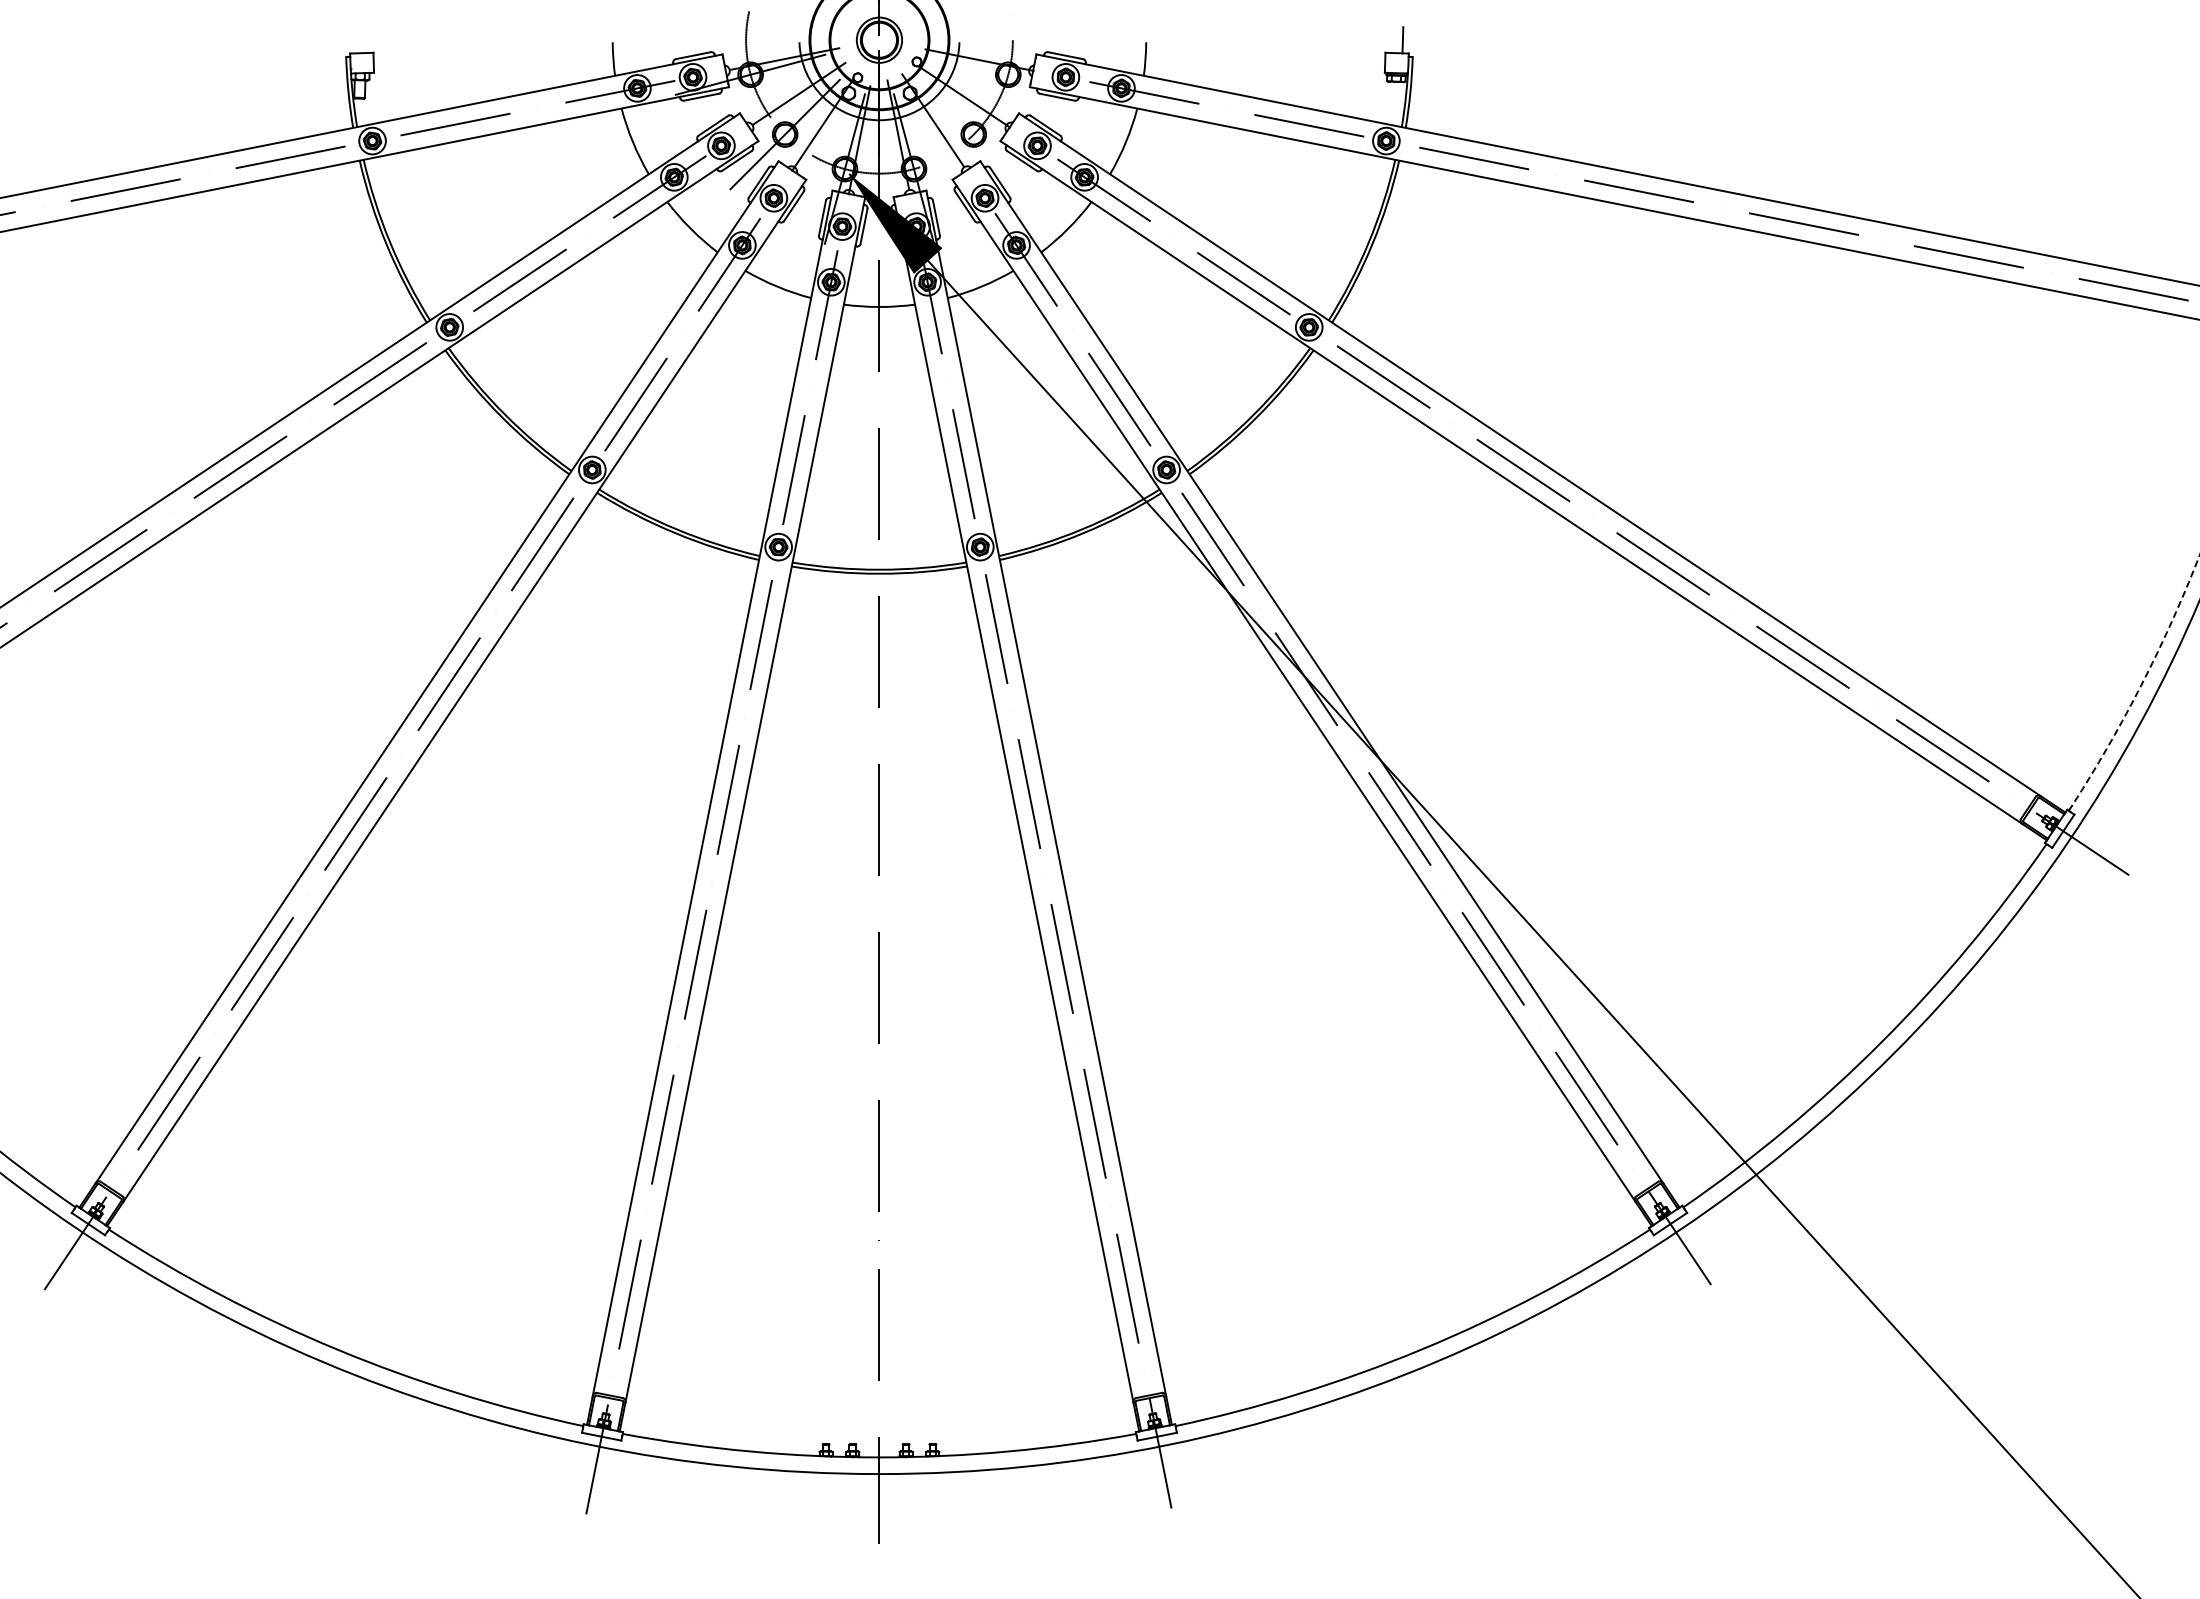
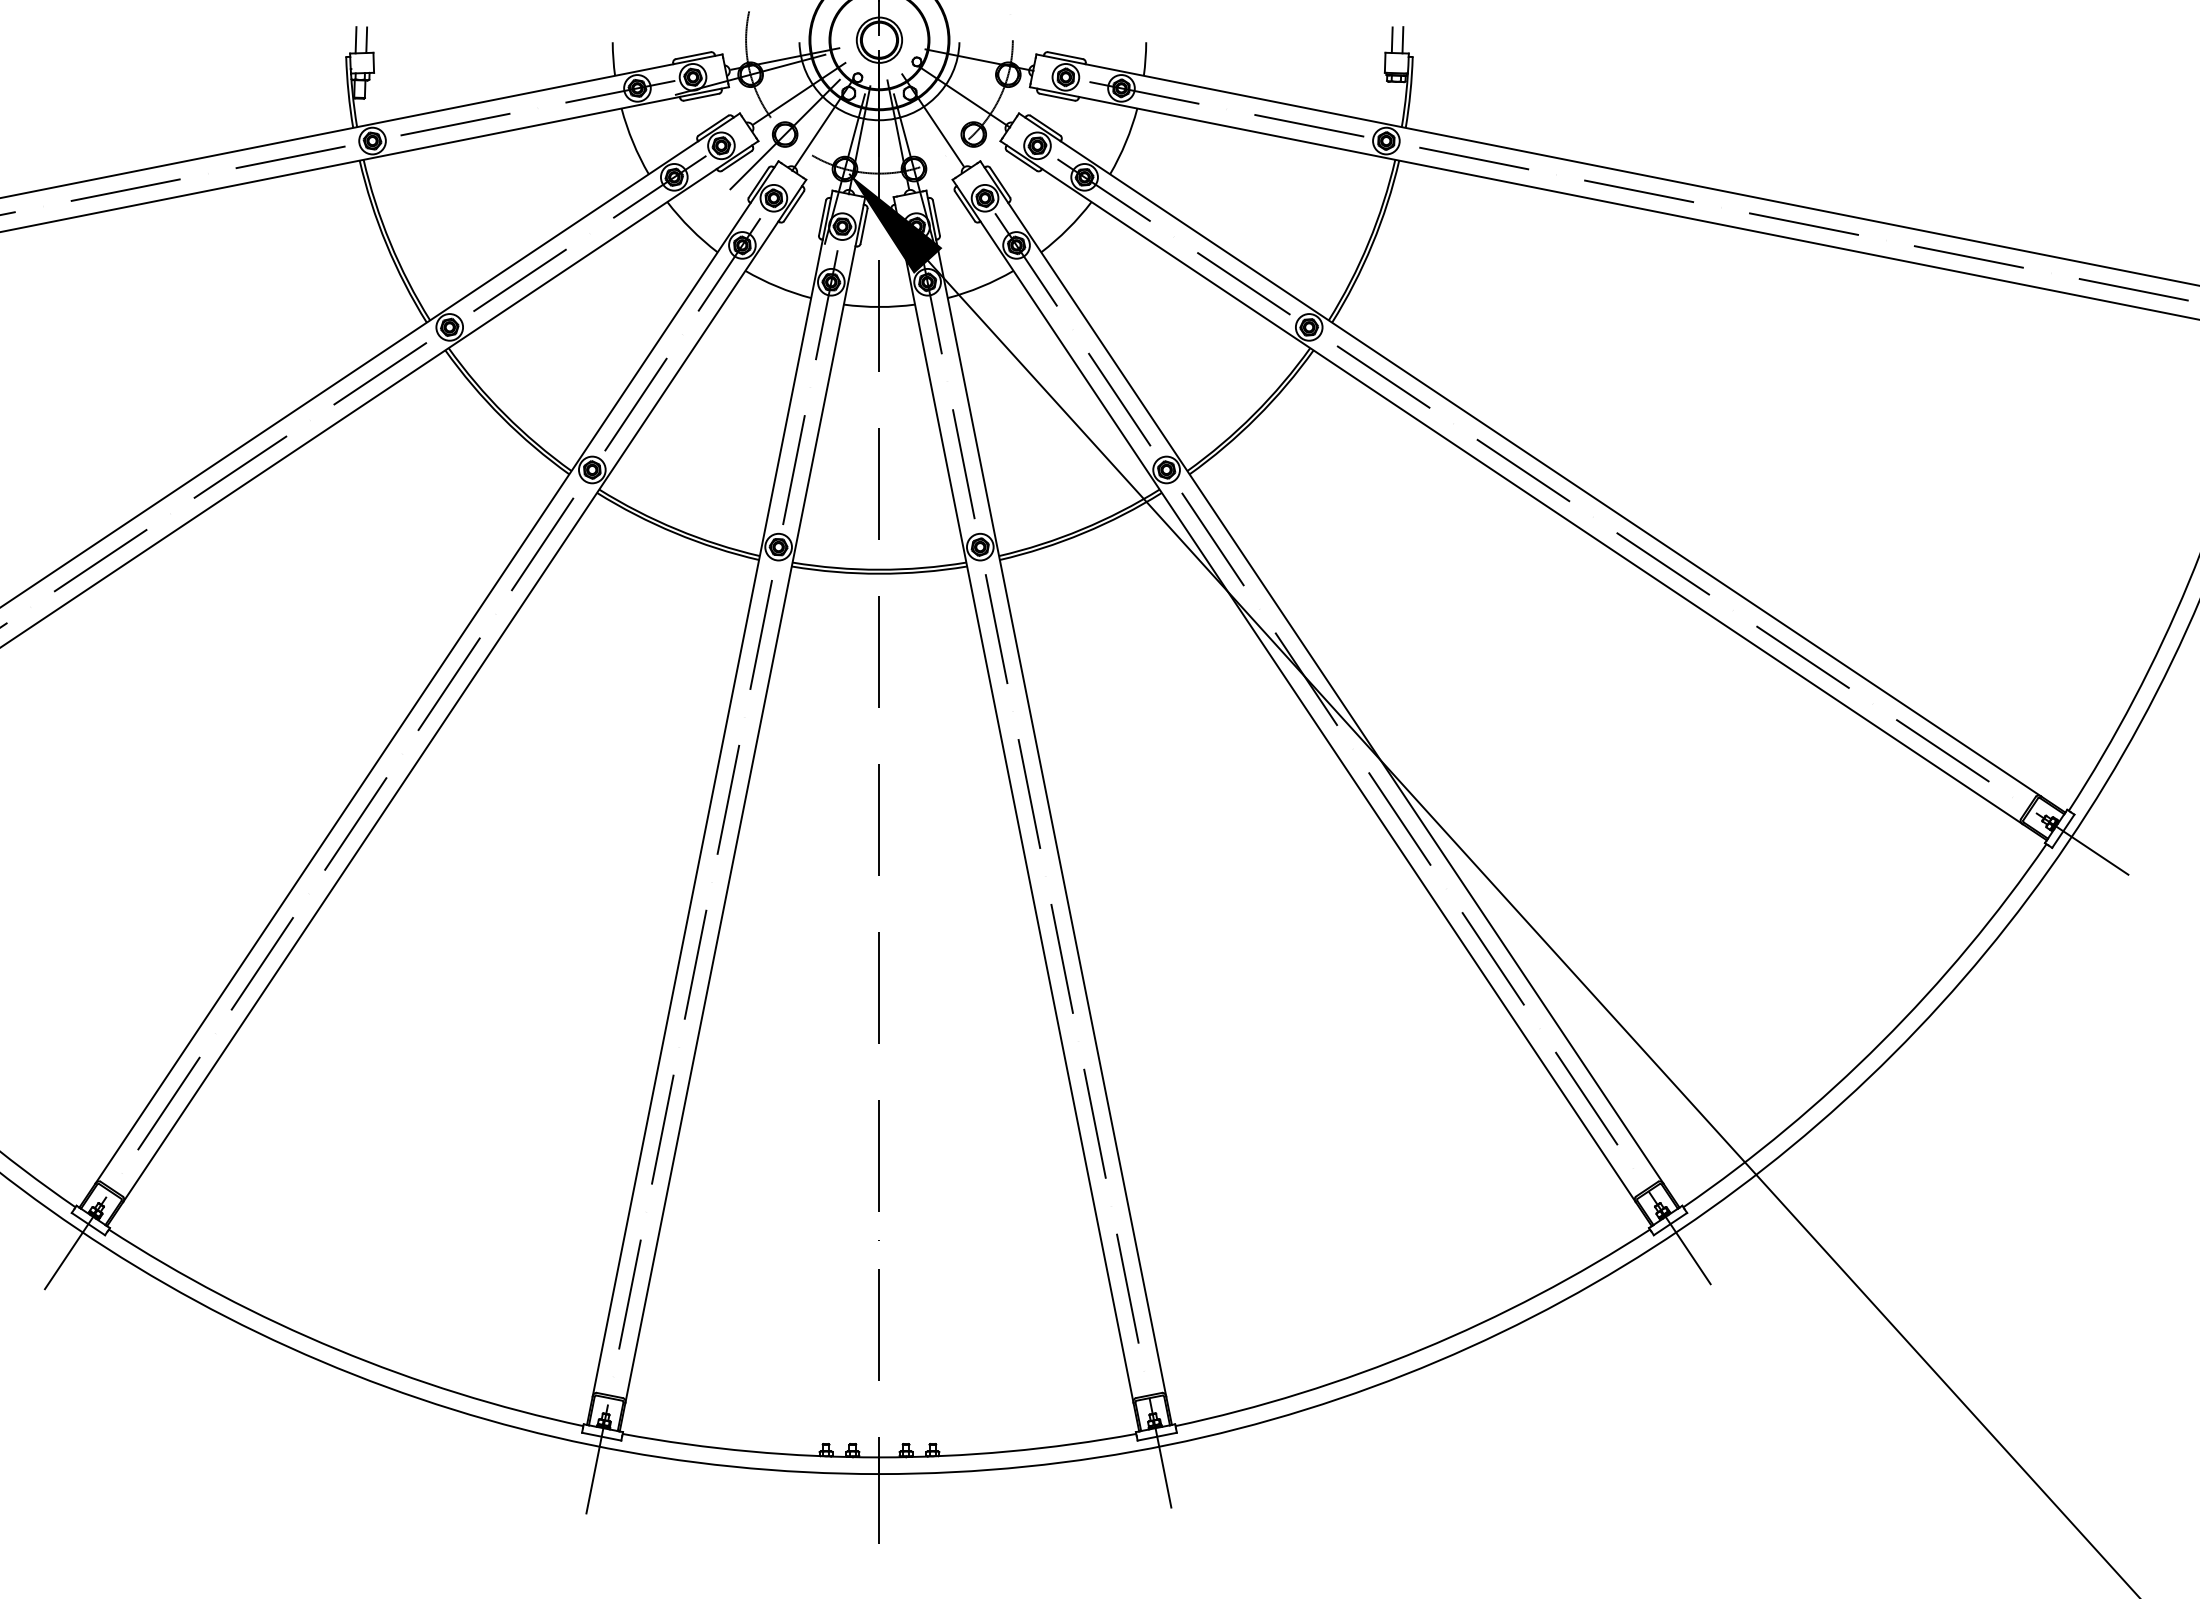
line: none -> present (355, 40)
line: none -> present (366, 40)
line: none -> present (1391, 40)
arc: dashed -> solid (2140, 686)
